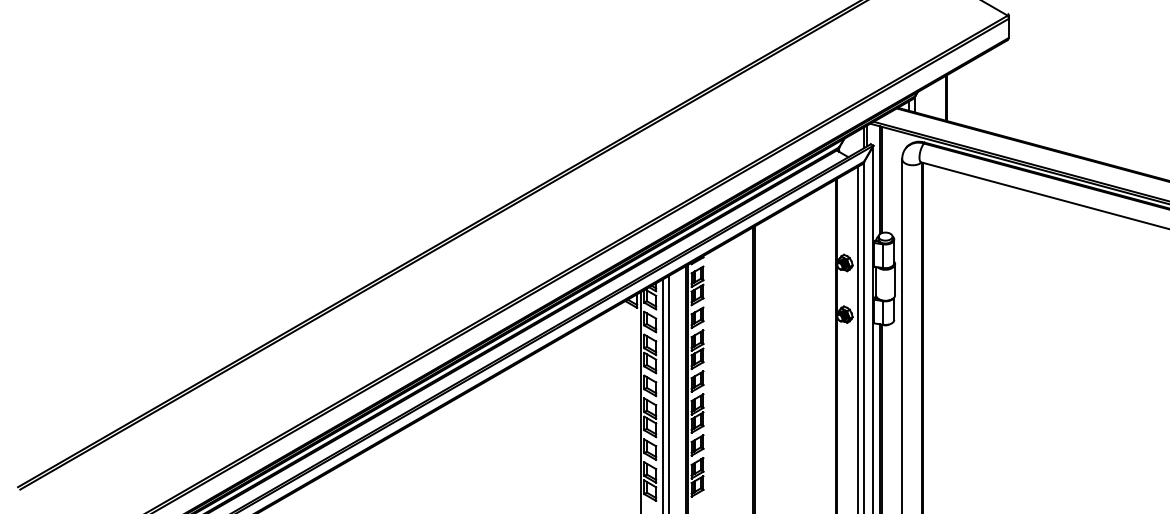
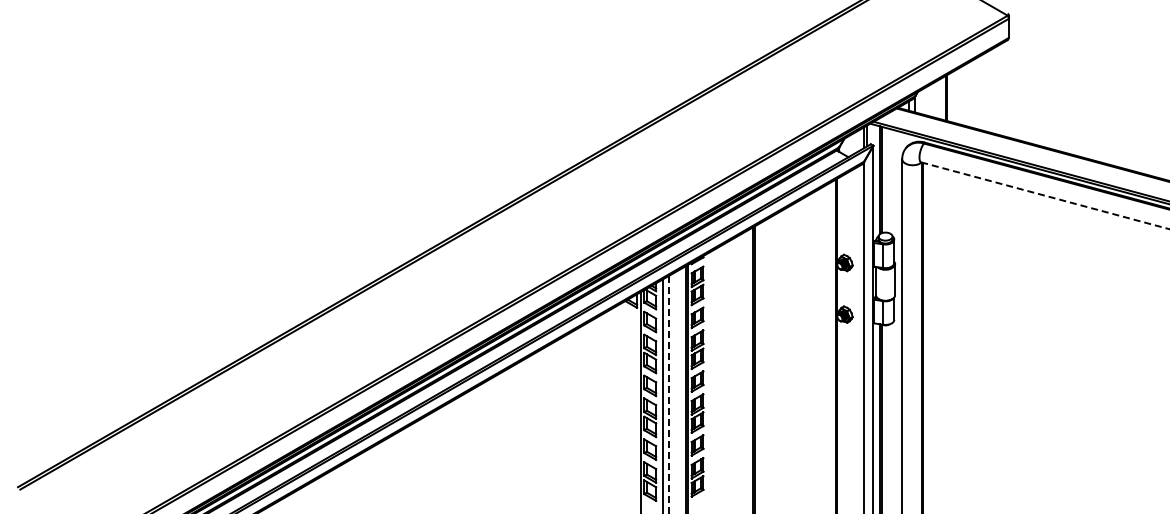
line: solid -> dashed (1045, 195)
line: present -> none (857, 338)
line: solid -> dashed (669, 394)
